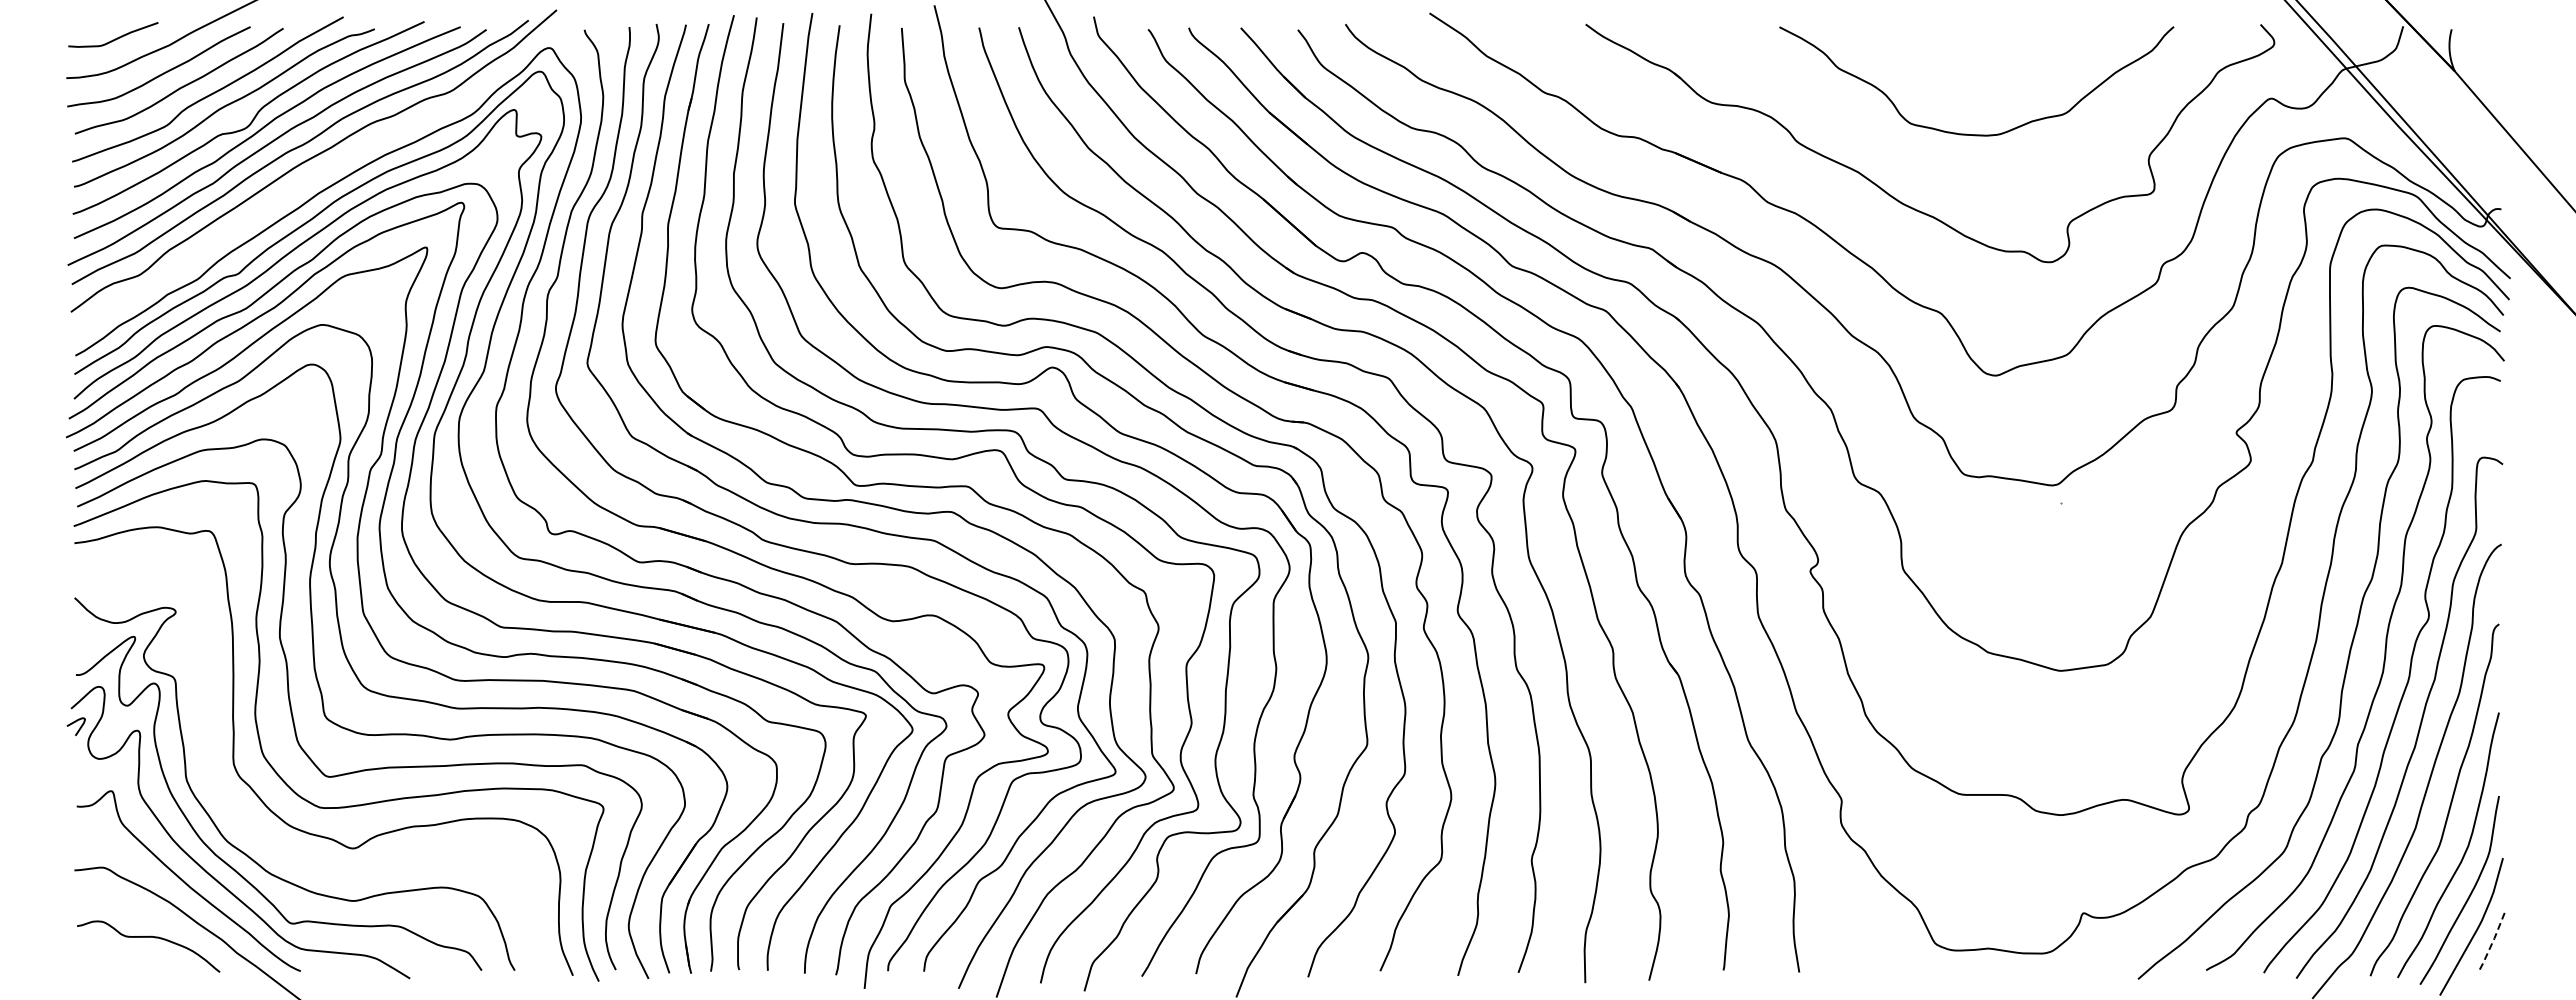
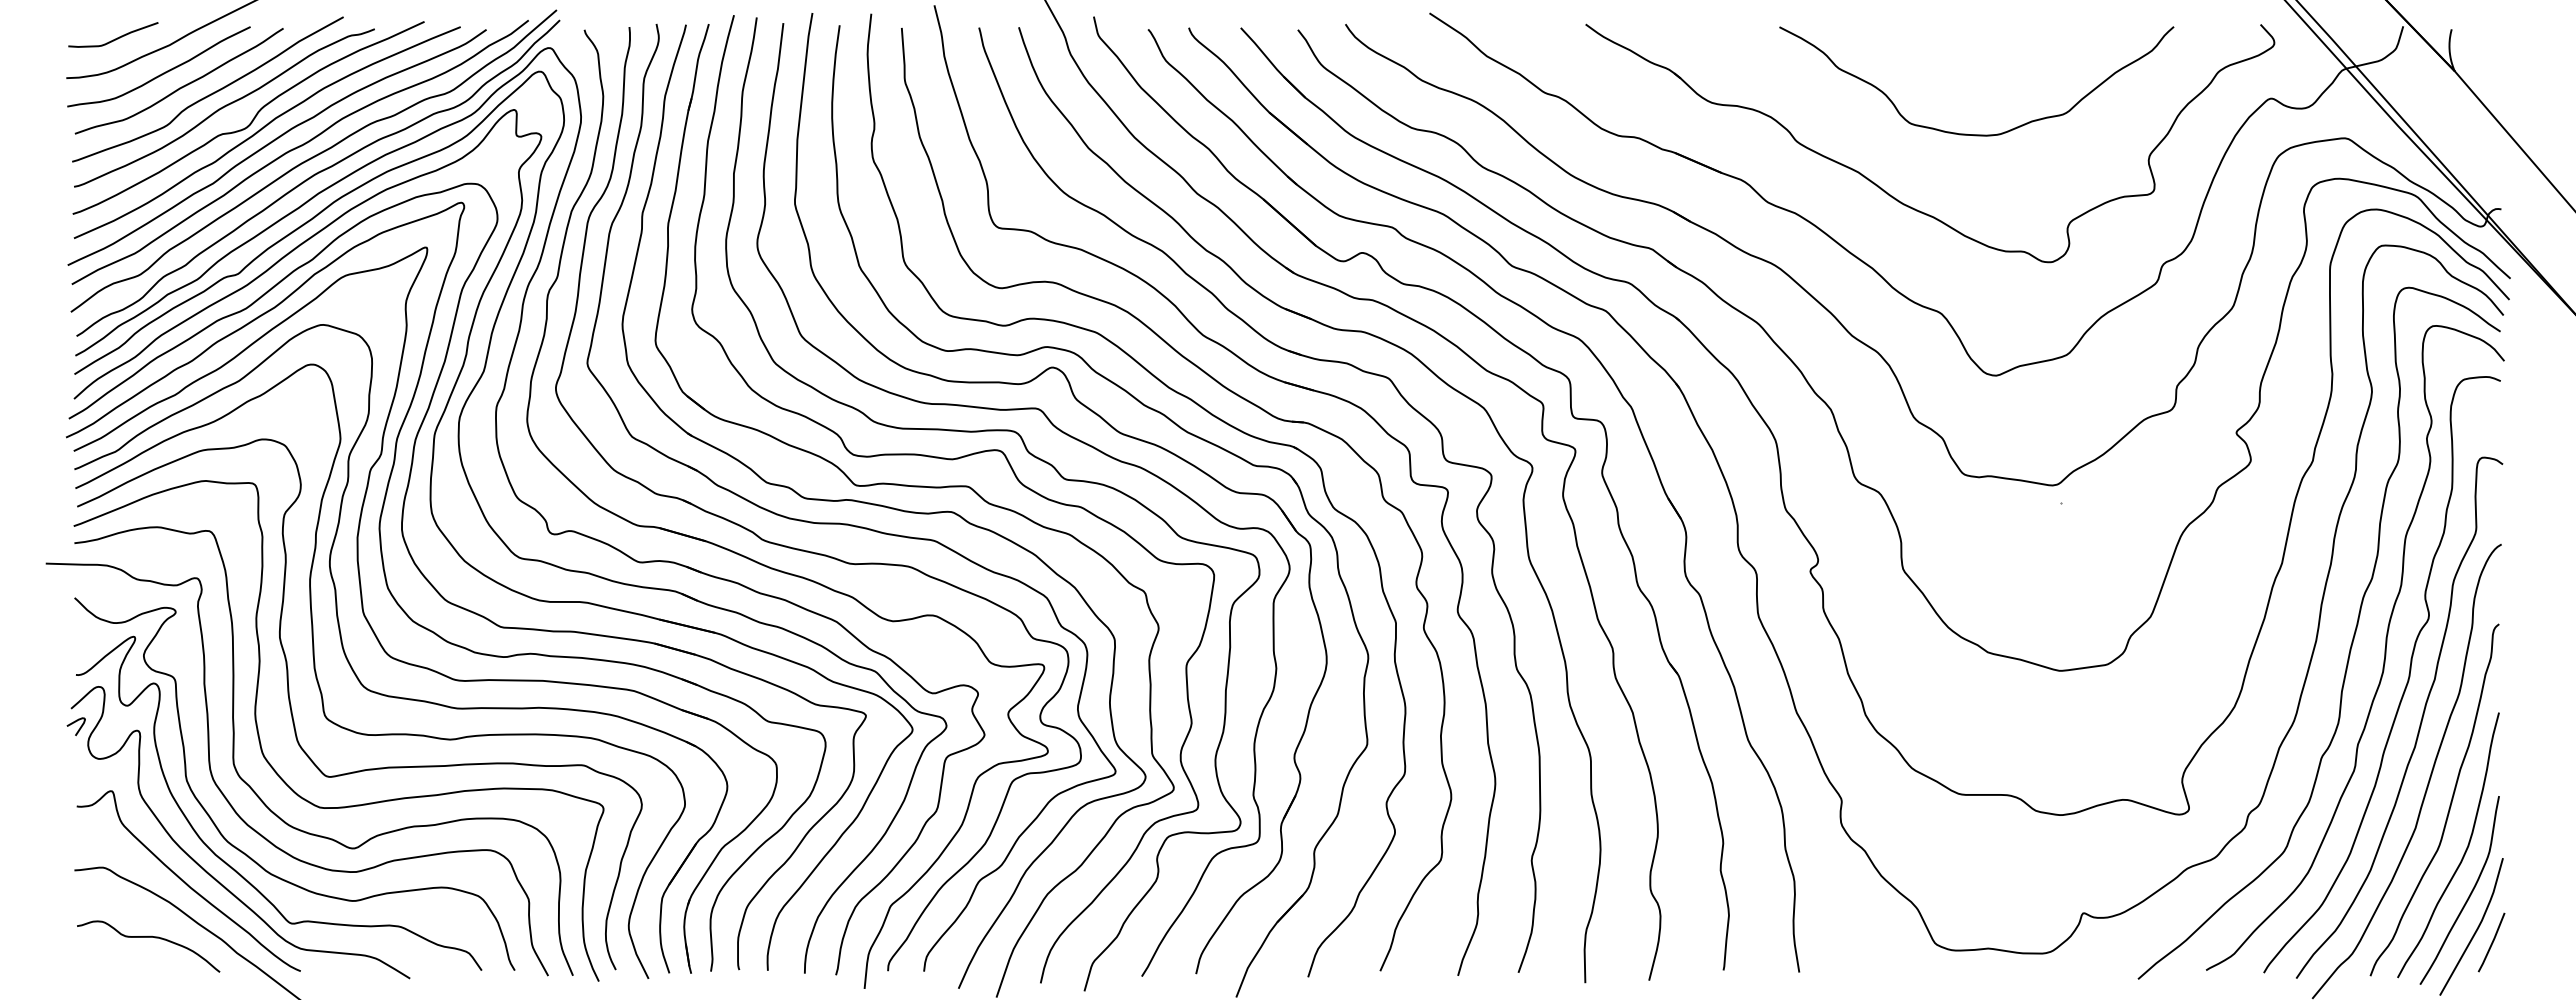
curve: none -> present (317, 174)
curve: none -> present (251, 826)
line: dashed -> solid (2492, 942)
